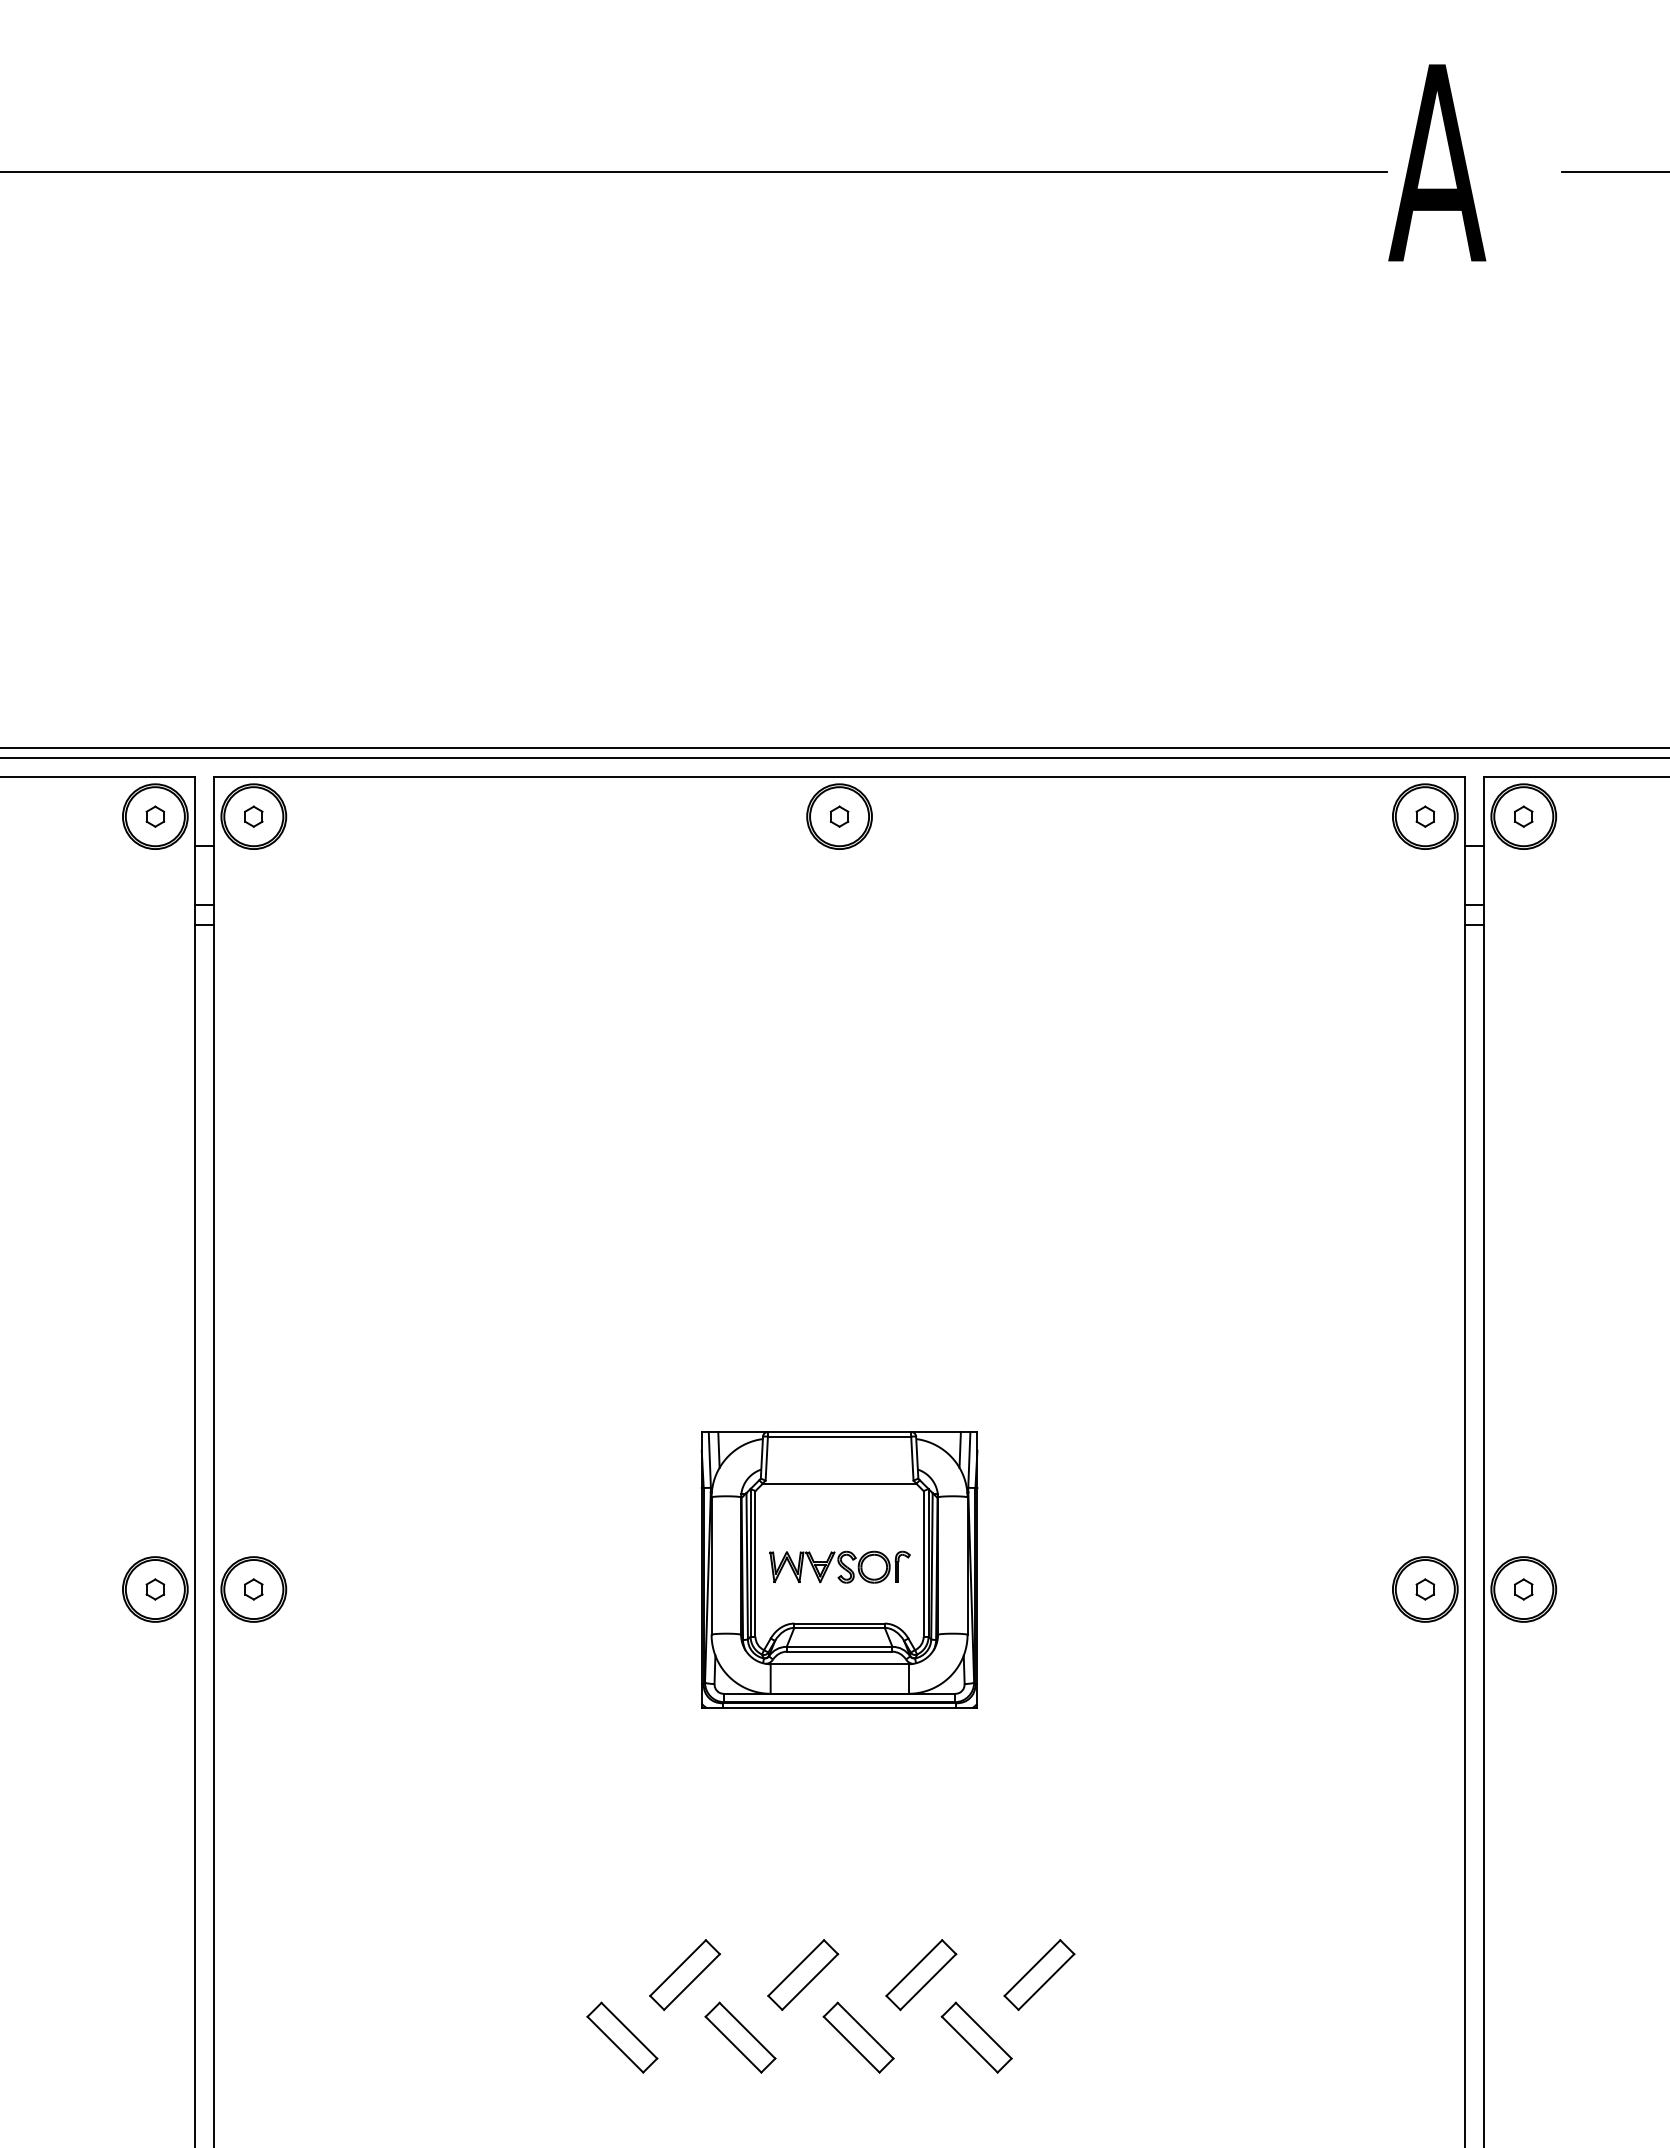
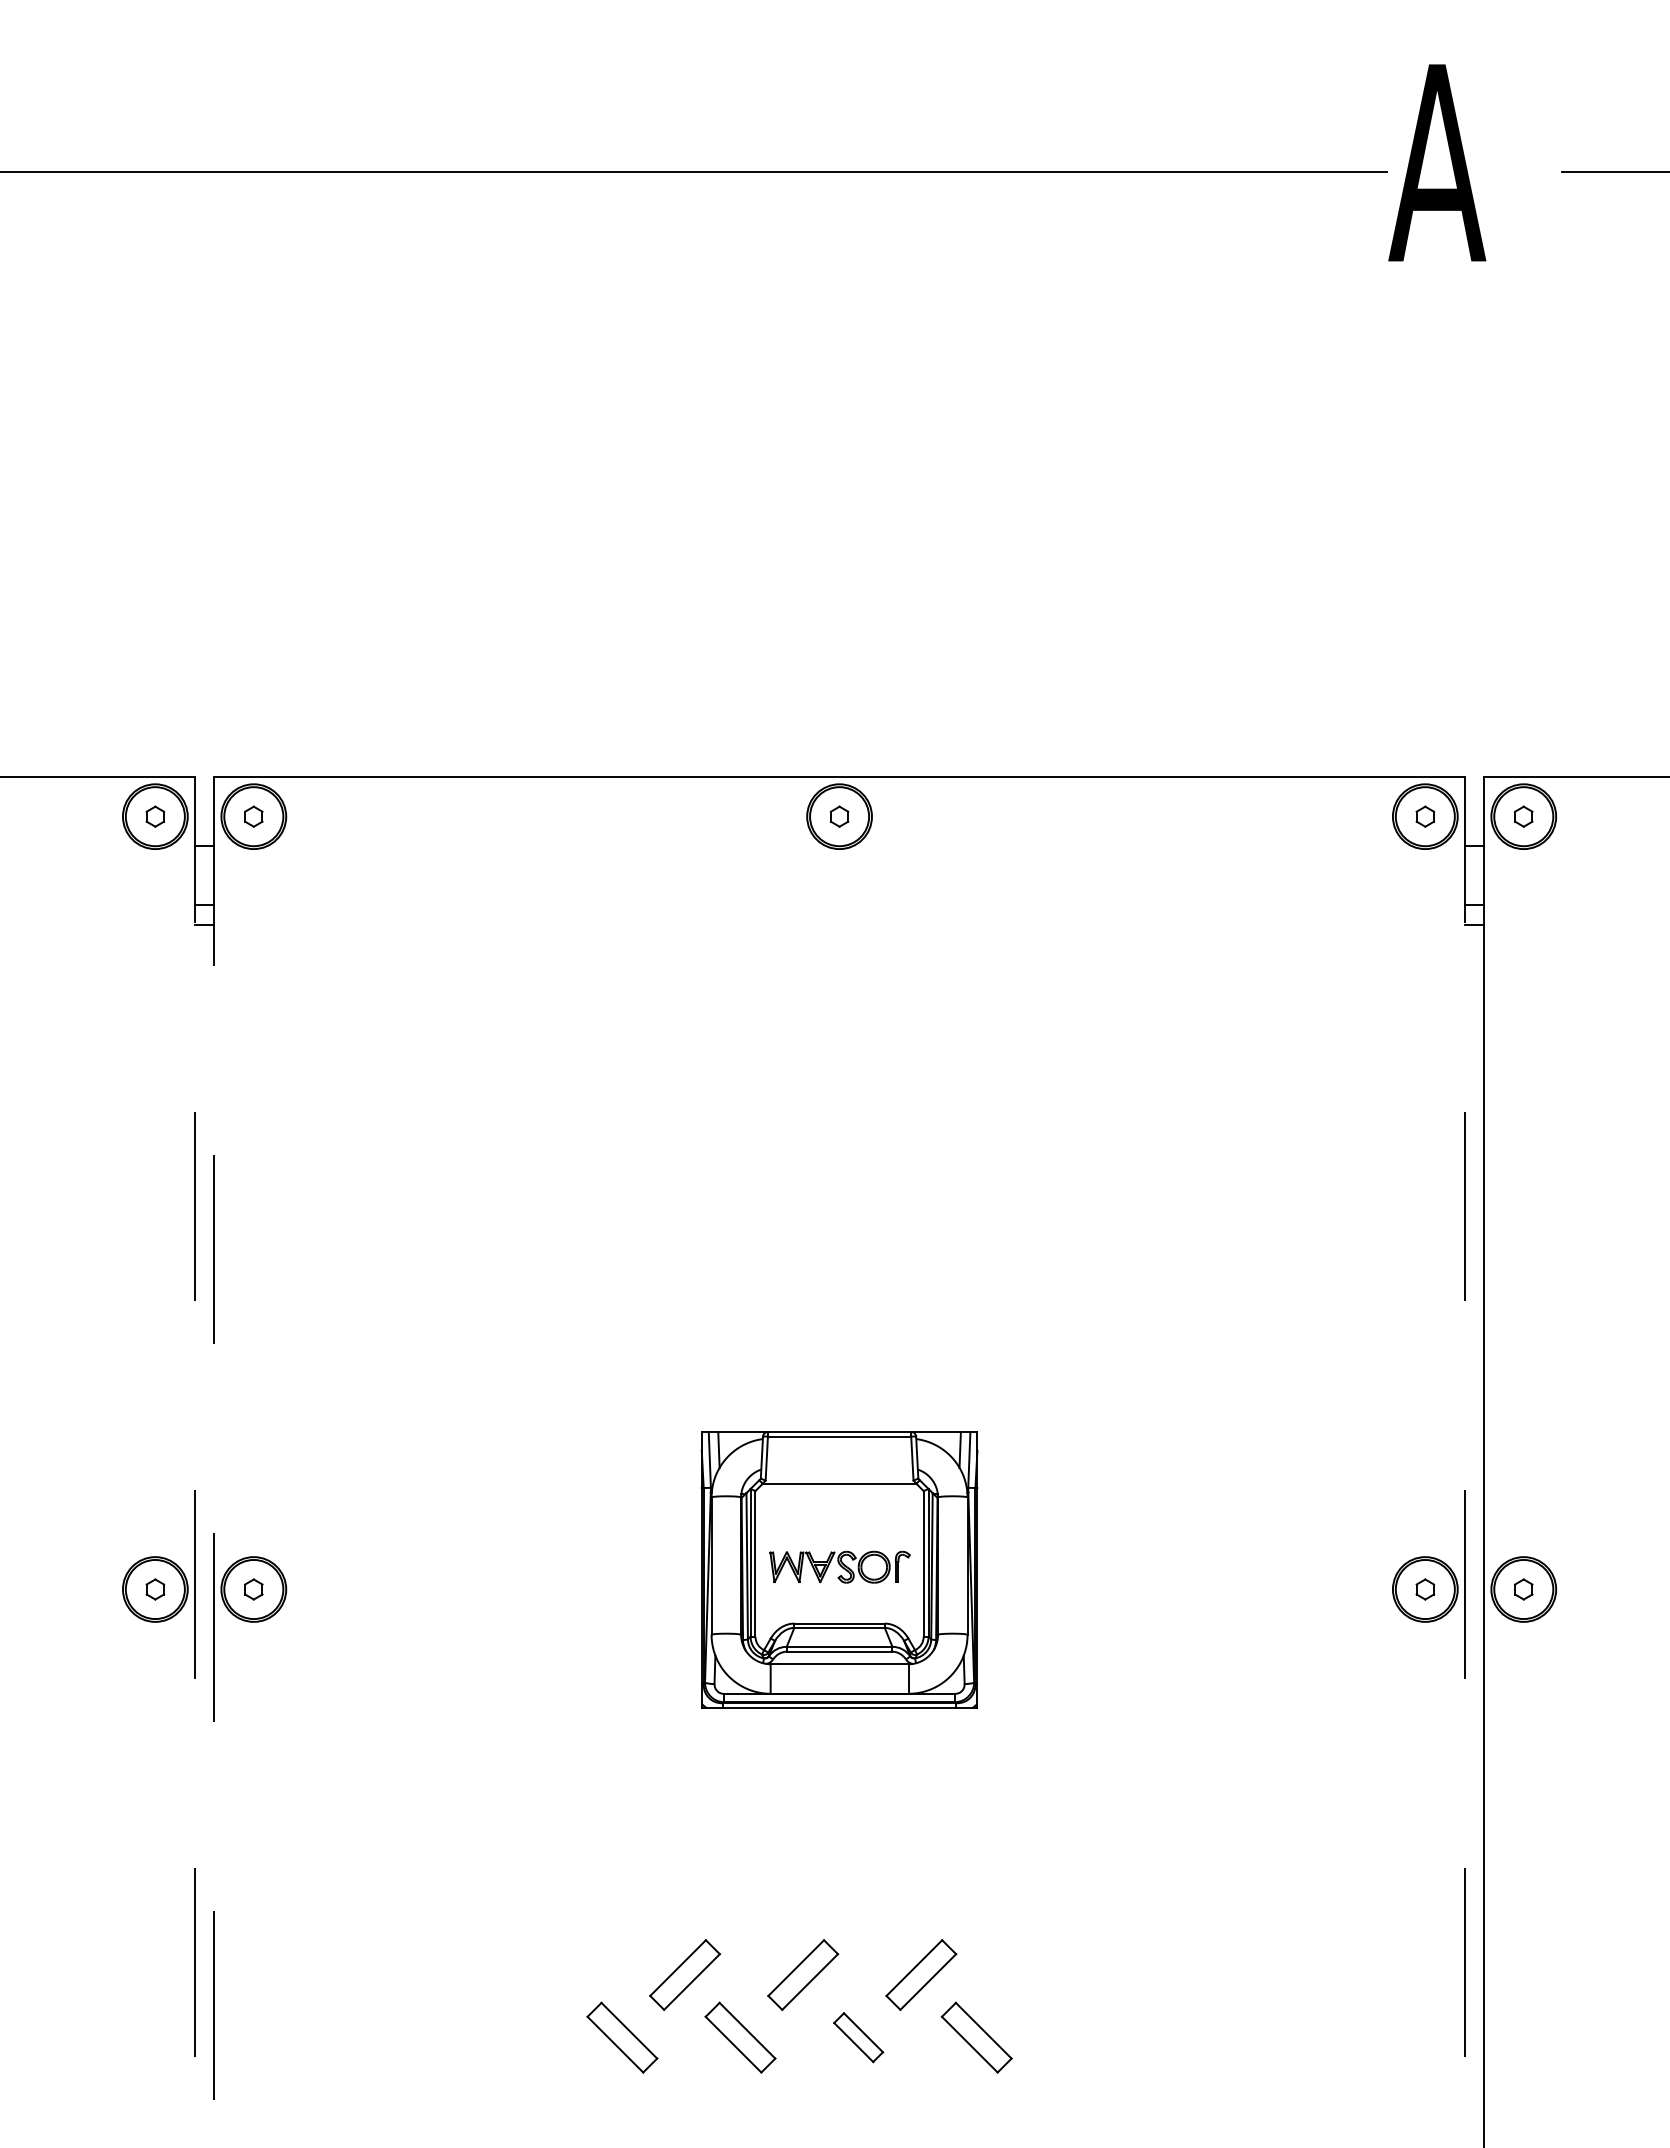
line: present -> none (834, 747)
line: present -> none (834, 757)
line: solid -> dashed (194, 1462)
line: solid -> dashed (214, 1462)
line: solid -> dashed (1464, 1462)
part: present -> none (1039, 1974)
part size: 73x73 px -> 52x52 px (858, 2037)
